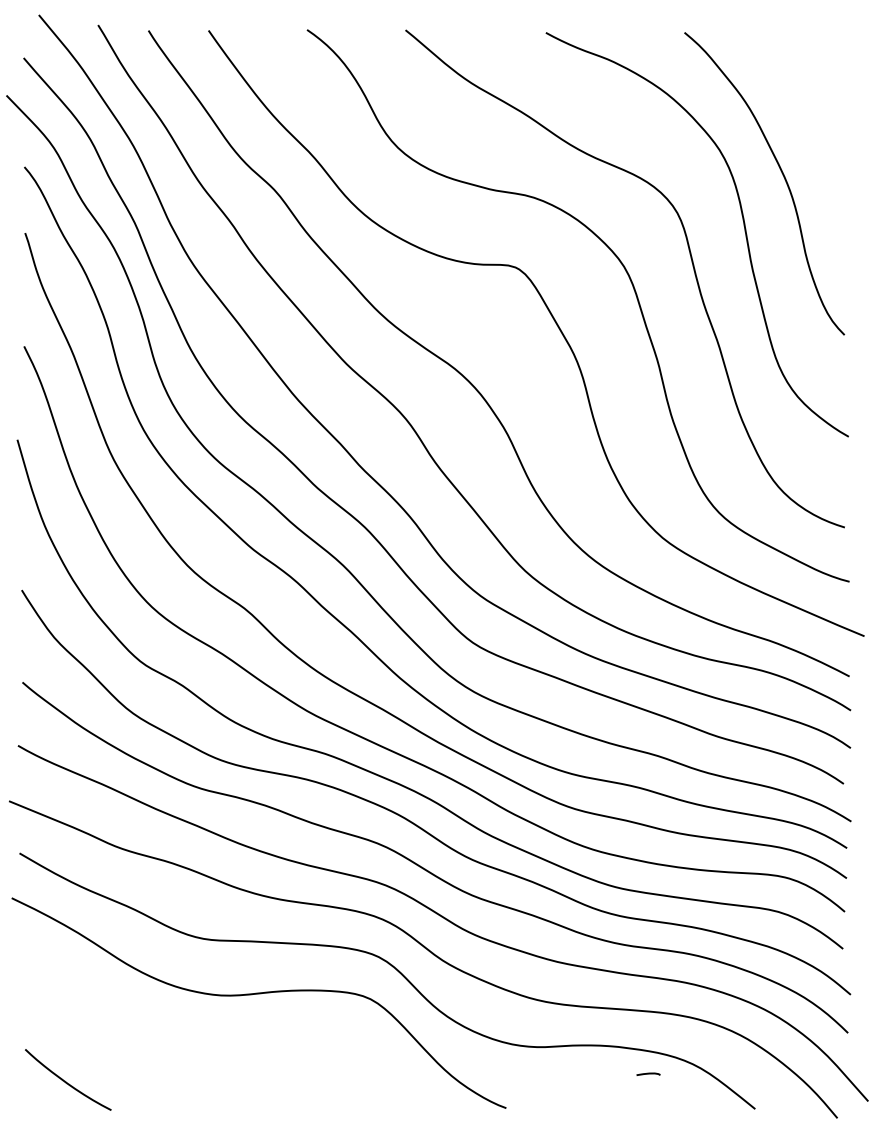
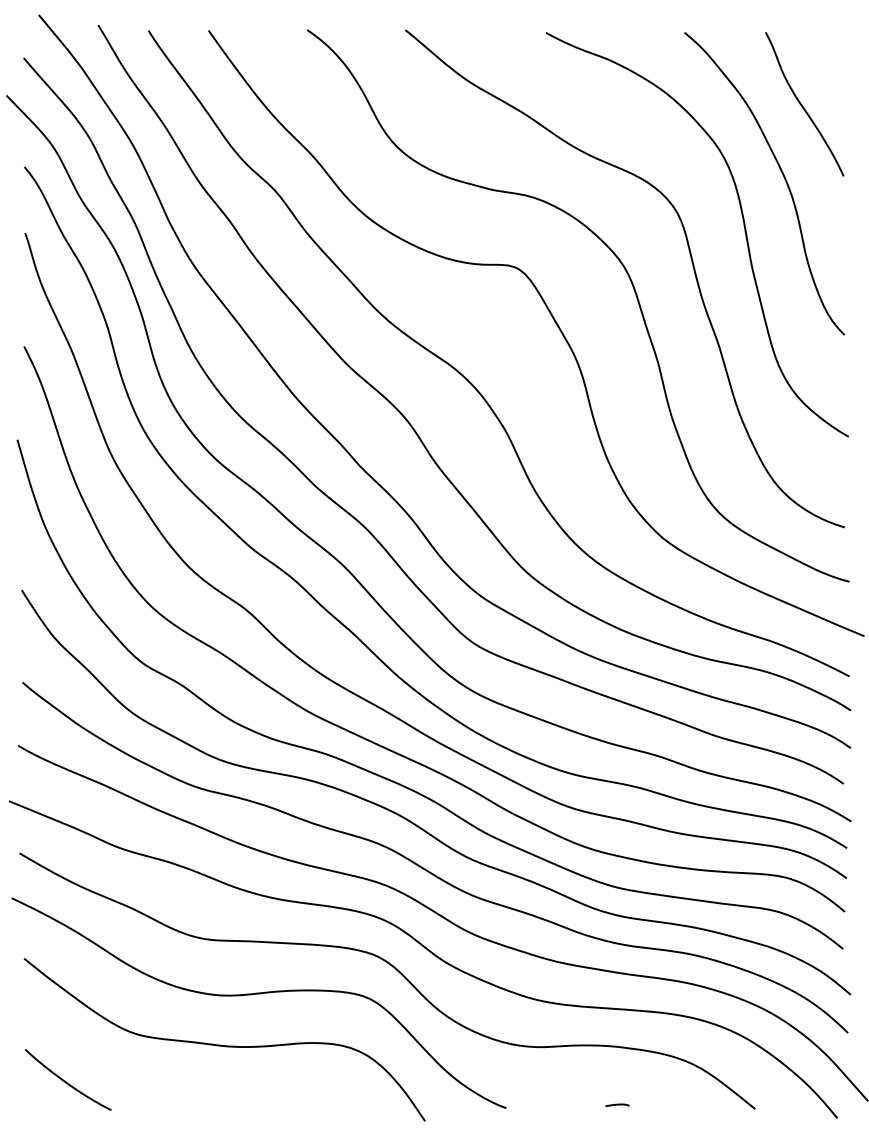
curve: none -> present (802, 104)
curve: none -> present (221, 1044)
line position: (648, 1073) -> (617, 1104) (617, 1104)
